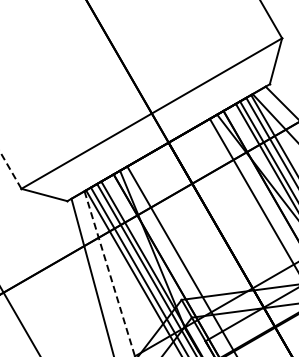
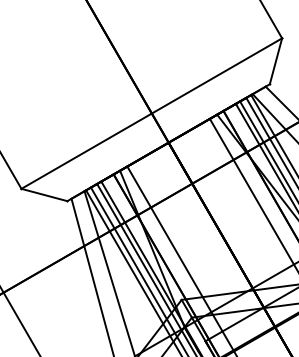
line: dashed -> solid (10, 170)
line: dashed -> solid (109, 274)
